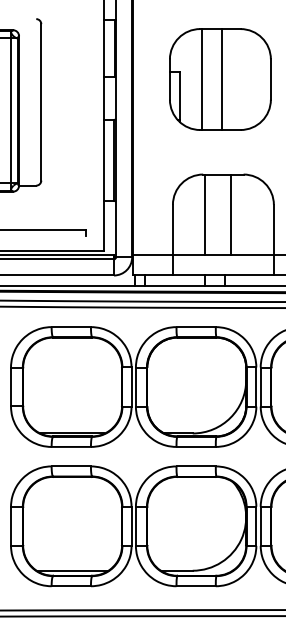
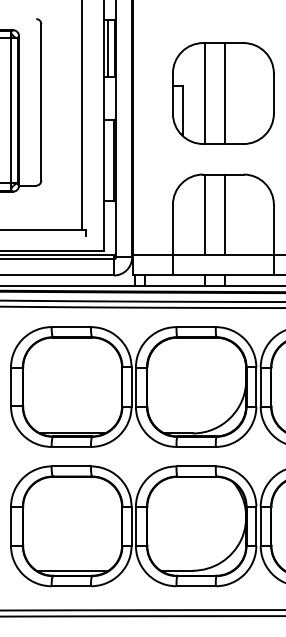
line: none -> present (107, 48)
part position: (220, 79) -> (223, 93) (223, 93)
line: none -> present (81, 116)
line position: (231, 214) -> (225, 214) (225, 214)
